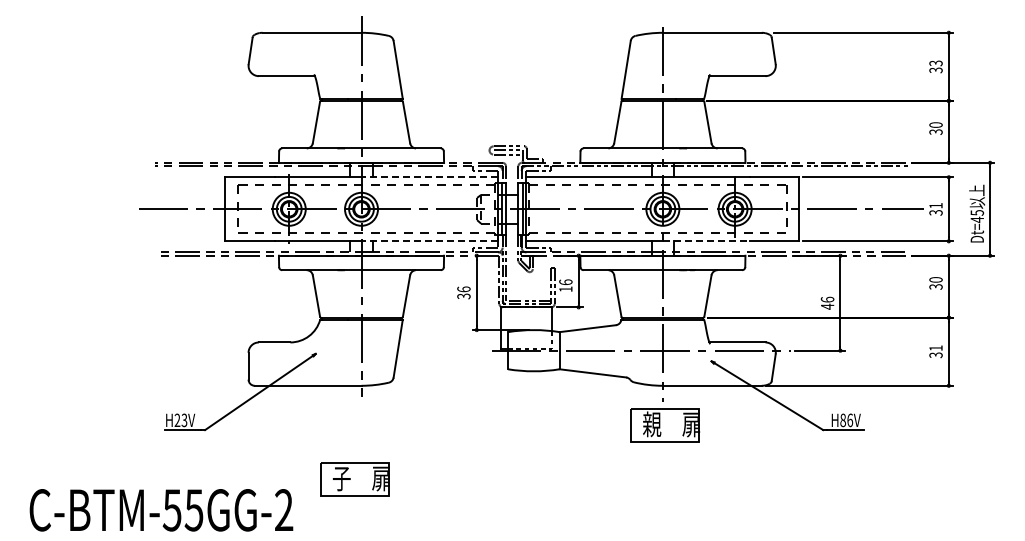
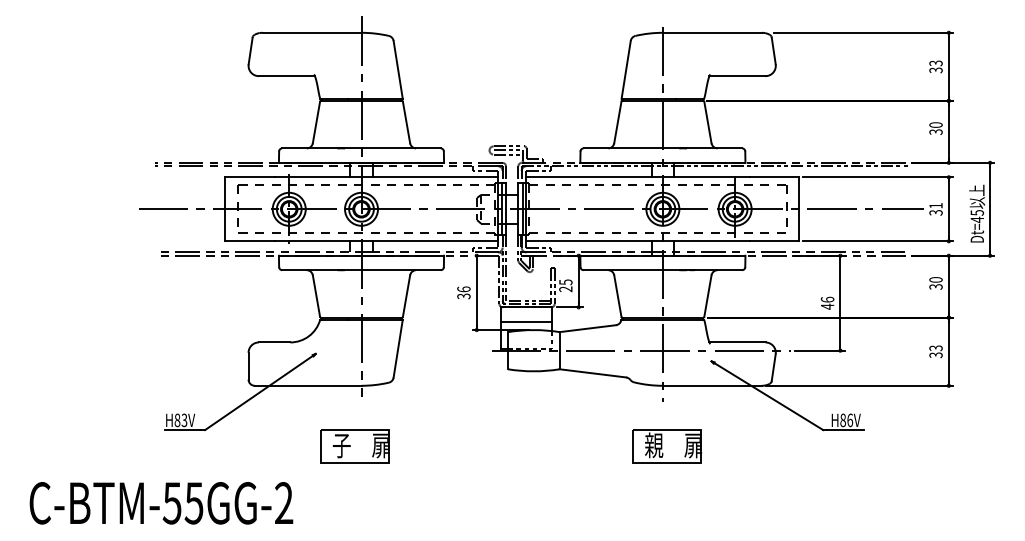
line: dashed -> solid (429, 177)
line: dashed -> solid (429, 241)
line: dashed -> solid (706, 241)
text: 16 -> 25 (565, 285)
line: none -> present (526, 321)
text: 31 -> 33 (935, 348)
text: H23V -> H83V (177, 420)
part position: (665, 425) -> (667, 446) (667, 446)
part position: (354, 479) -> (354, 446) (354, 446)
text position: (161, 510) -> (161, 503) (161, 503)
